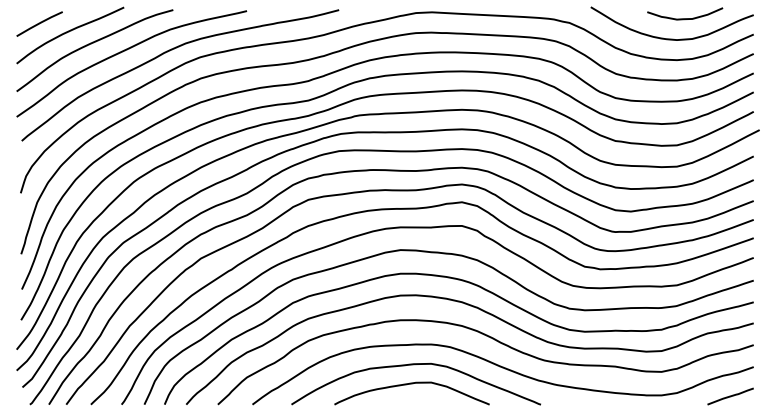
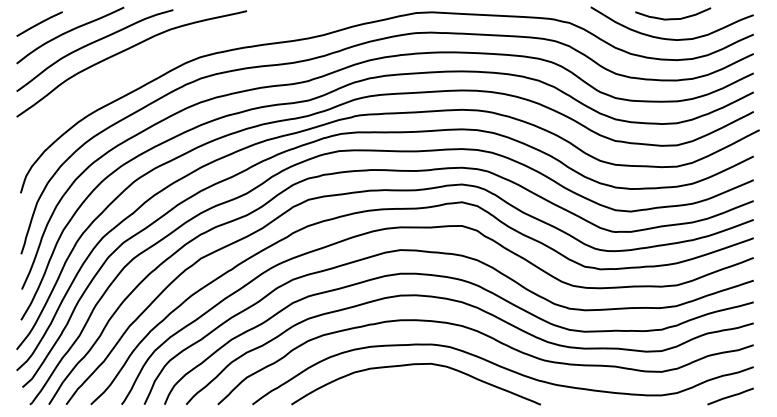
curve position: (685, 18) -> (673, 18) (673, 18)
curve: present -> none (170, 51)
curve: present -> none (411, 384)
